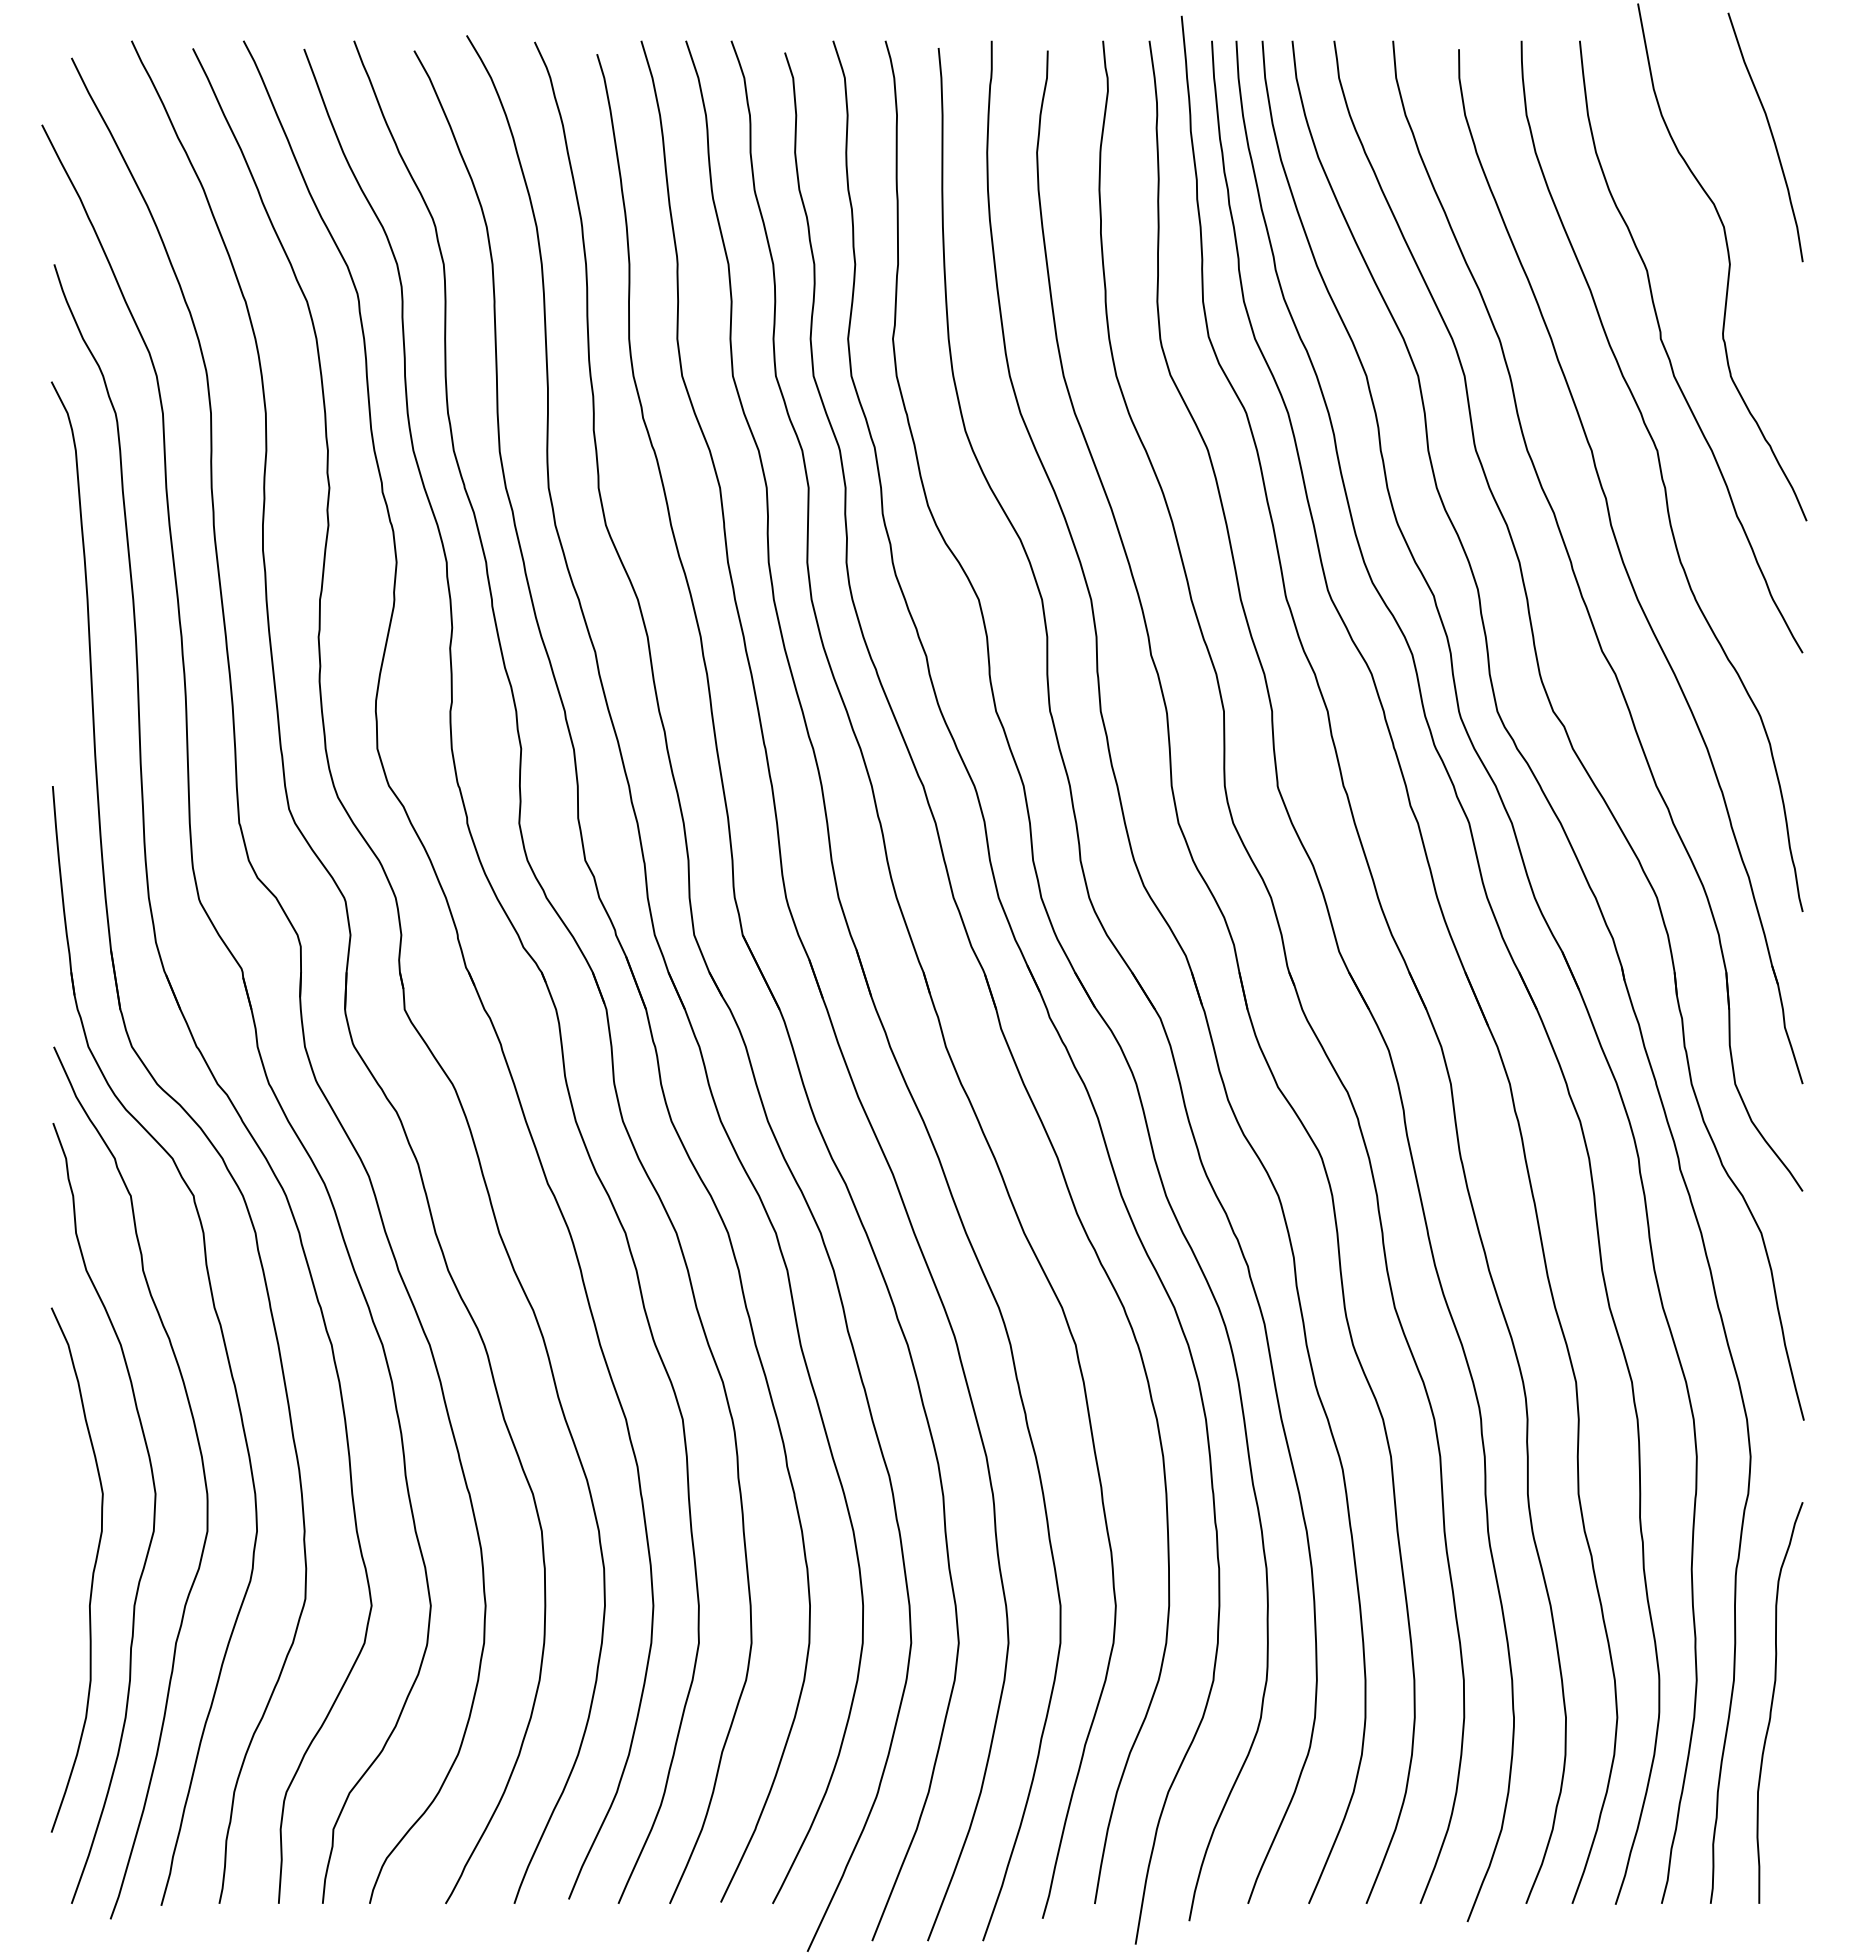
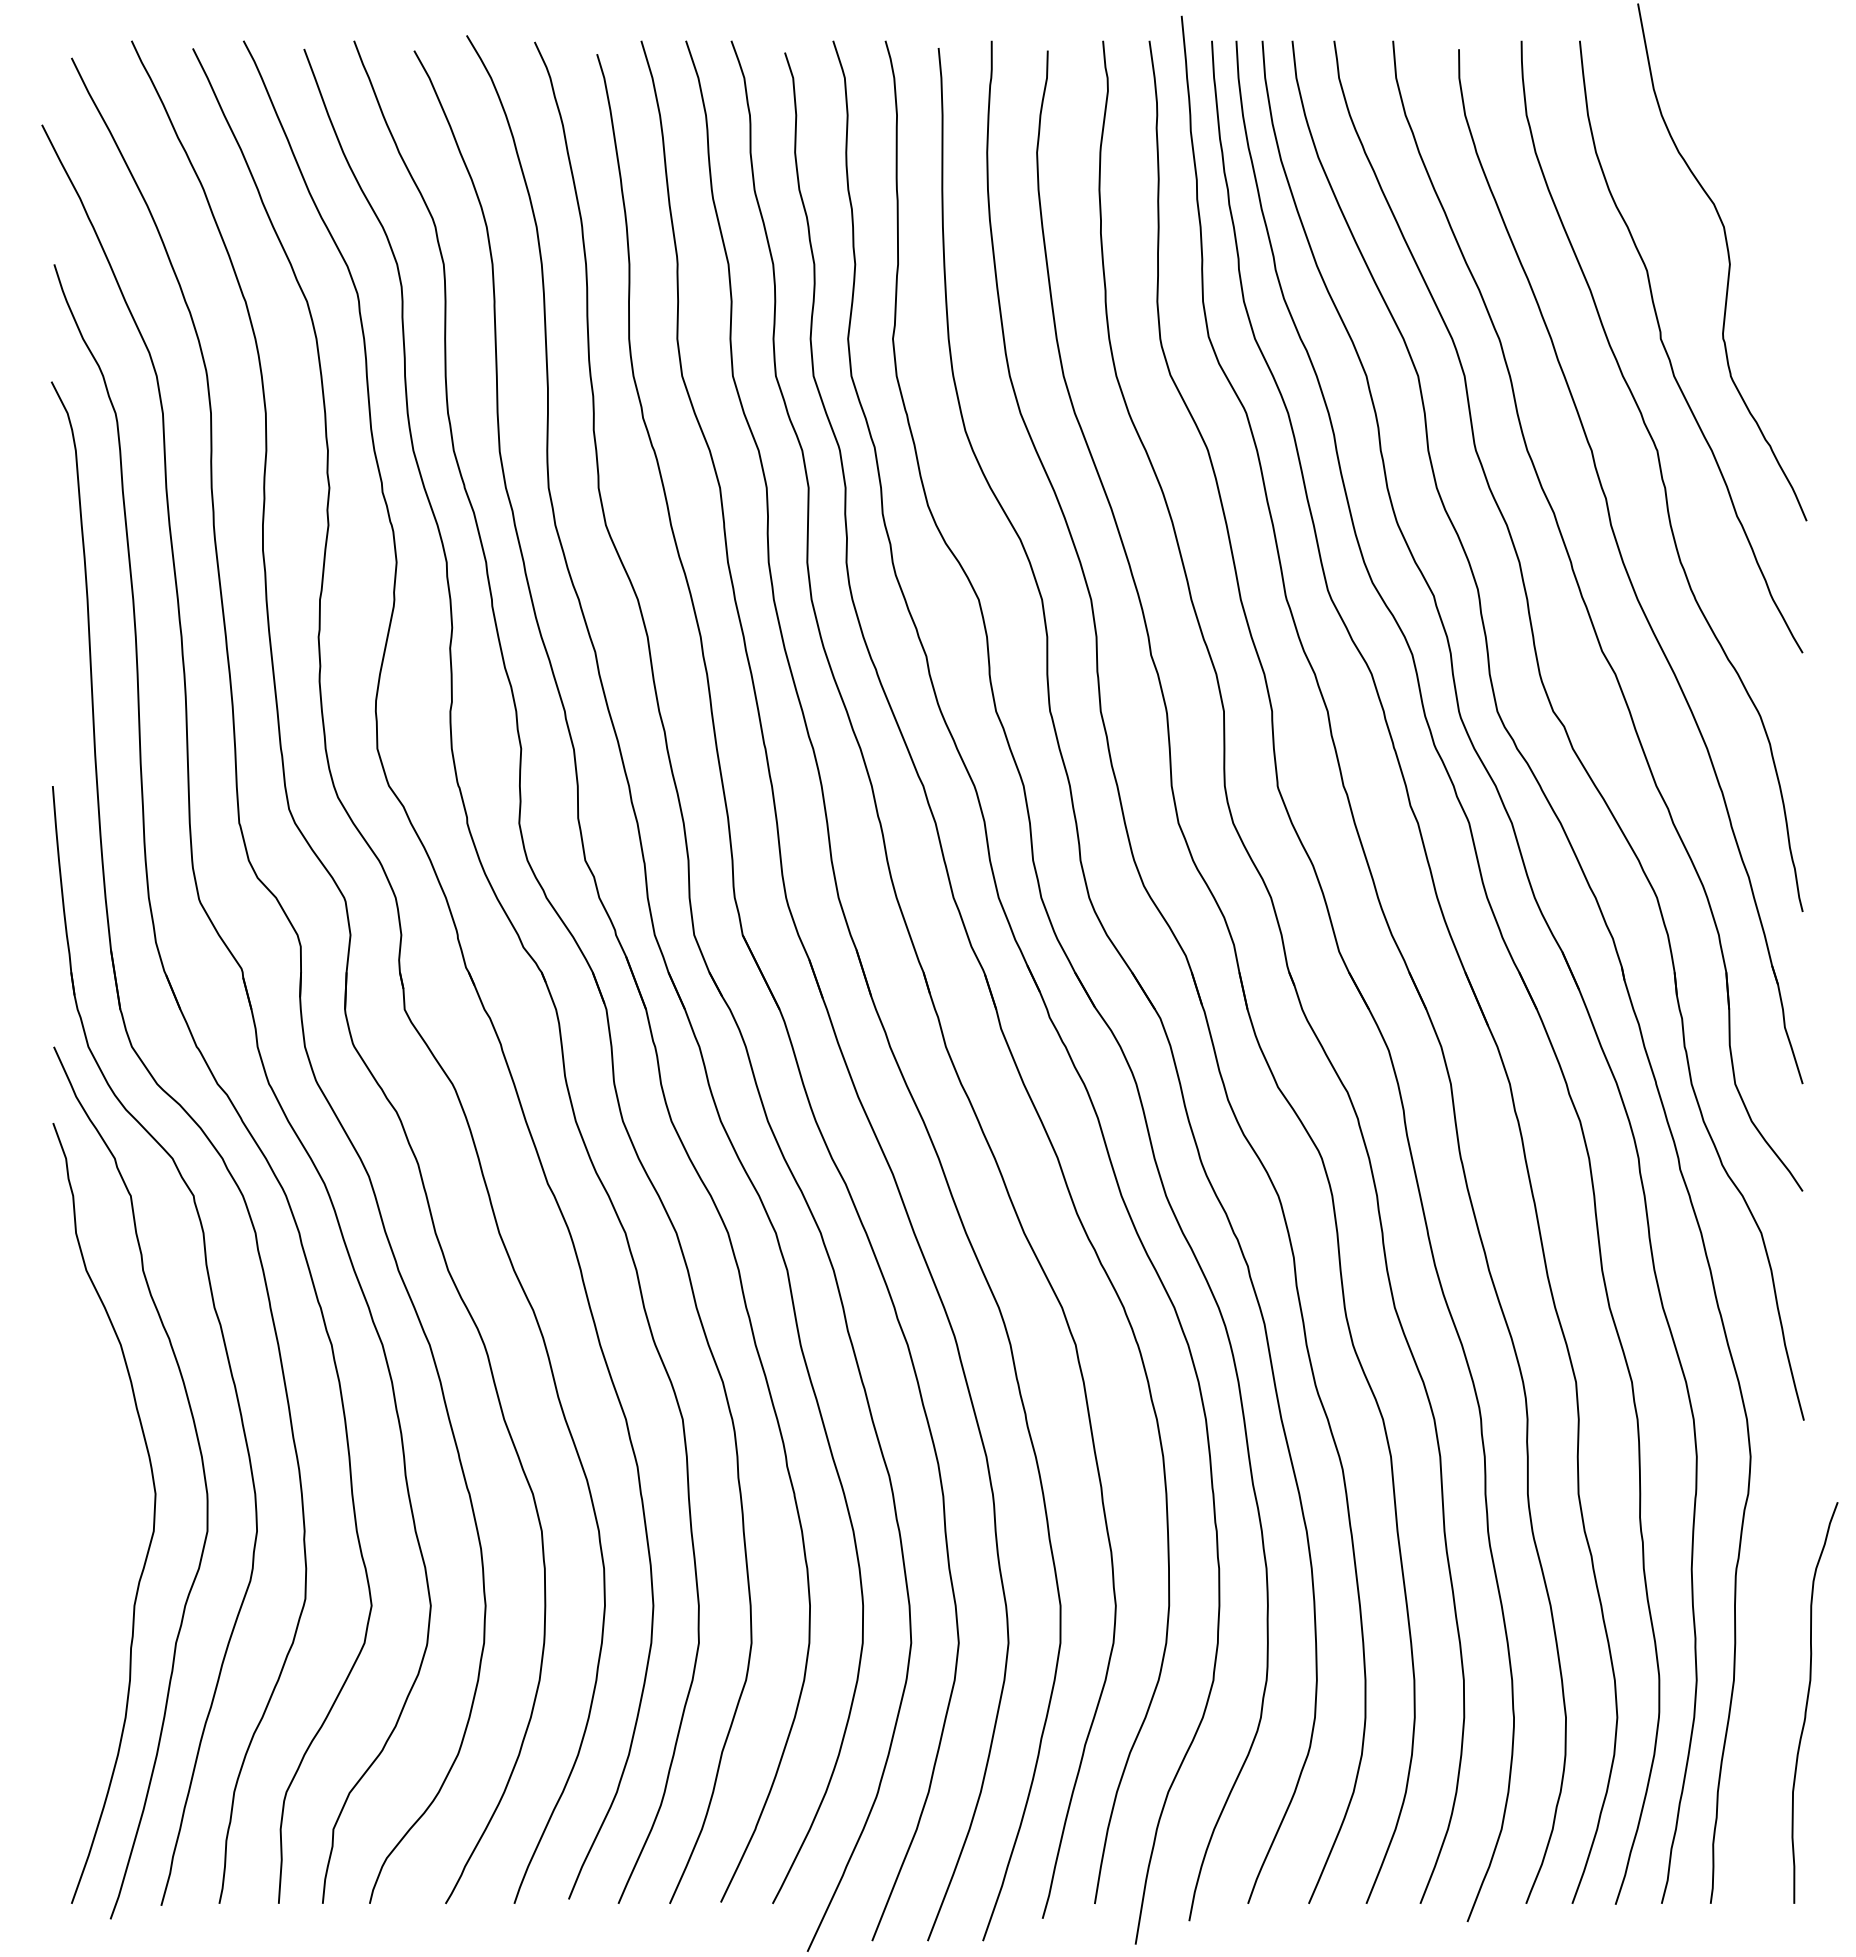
curve: present -> none (1771, 136)
curve: present -> none (92, 1571)
curve position: (1773, 1701) -> (1808, 1701) (1808, 1701)
